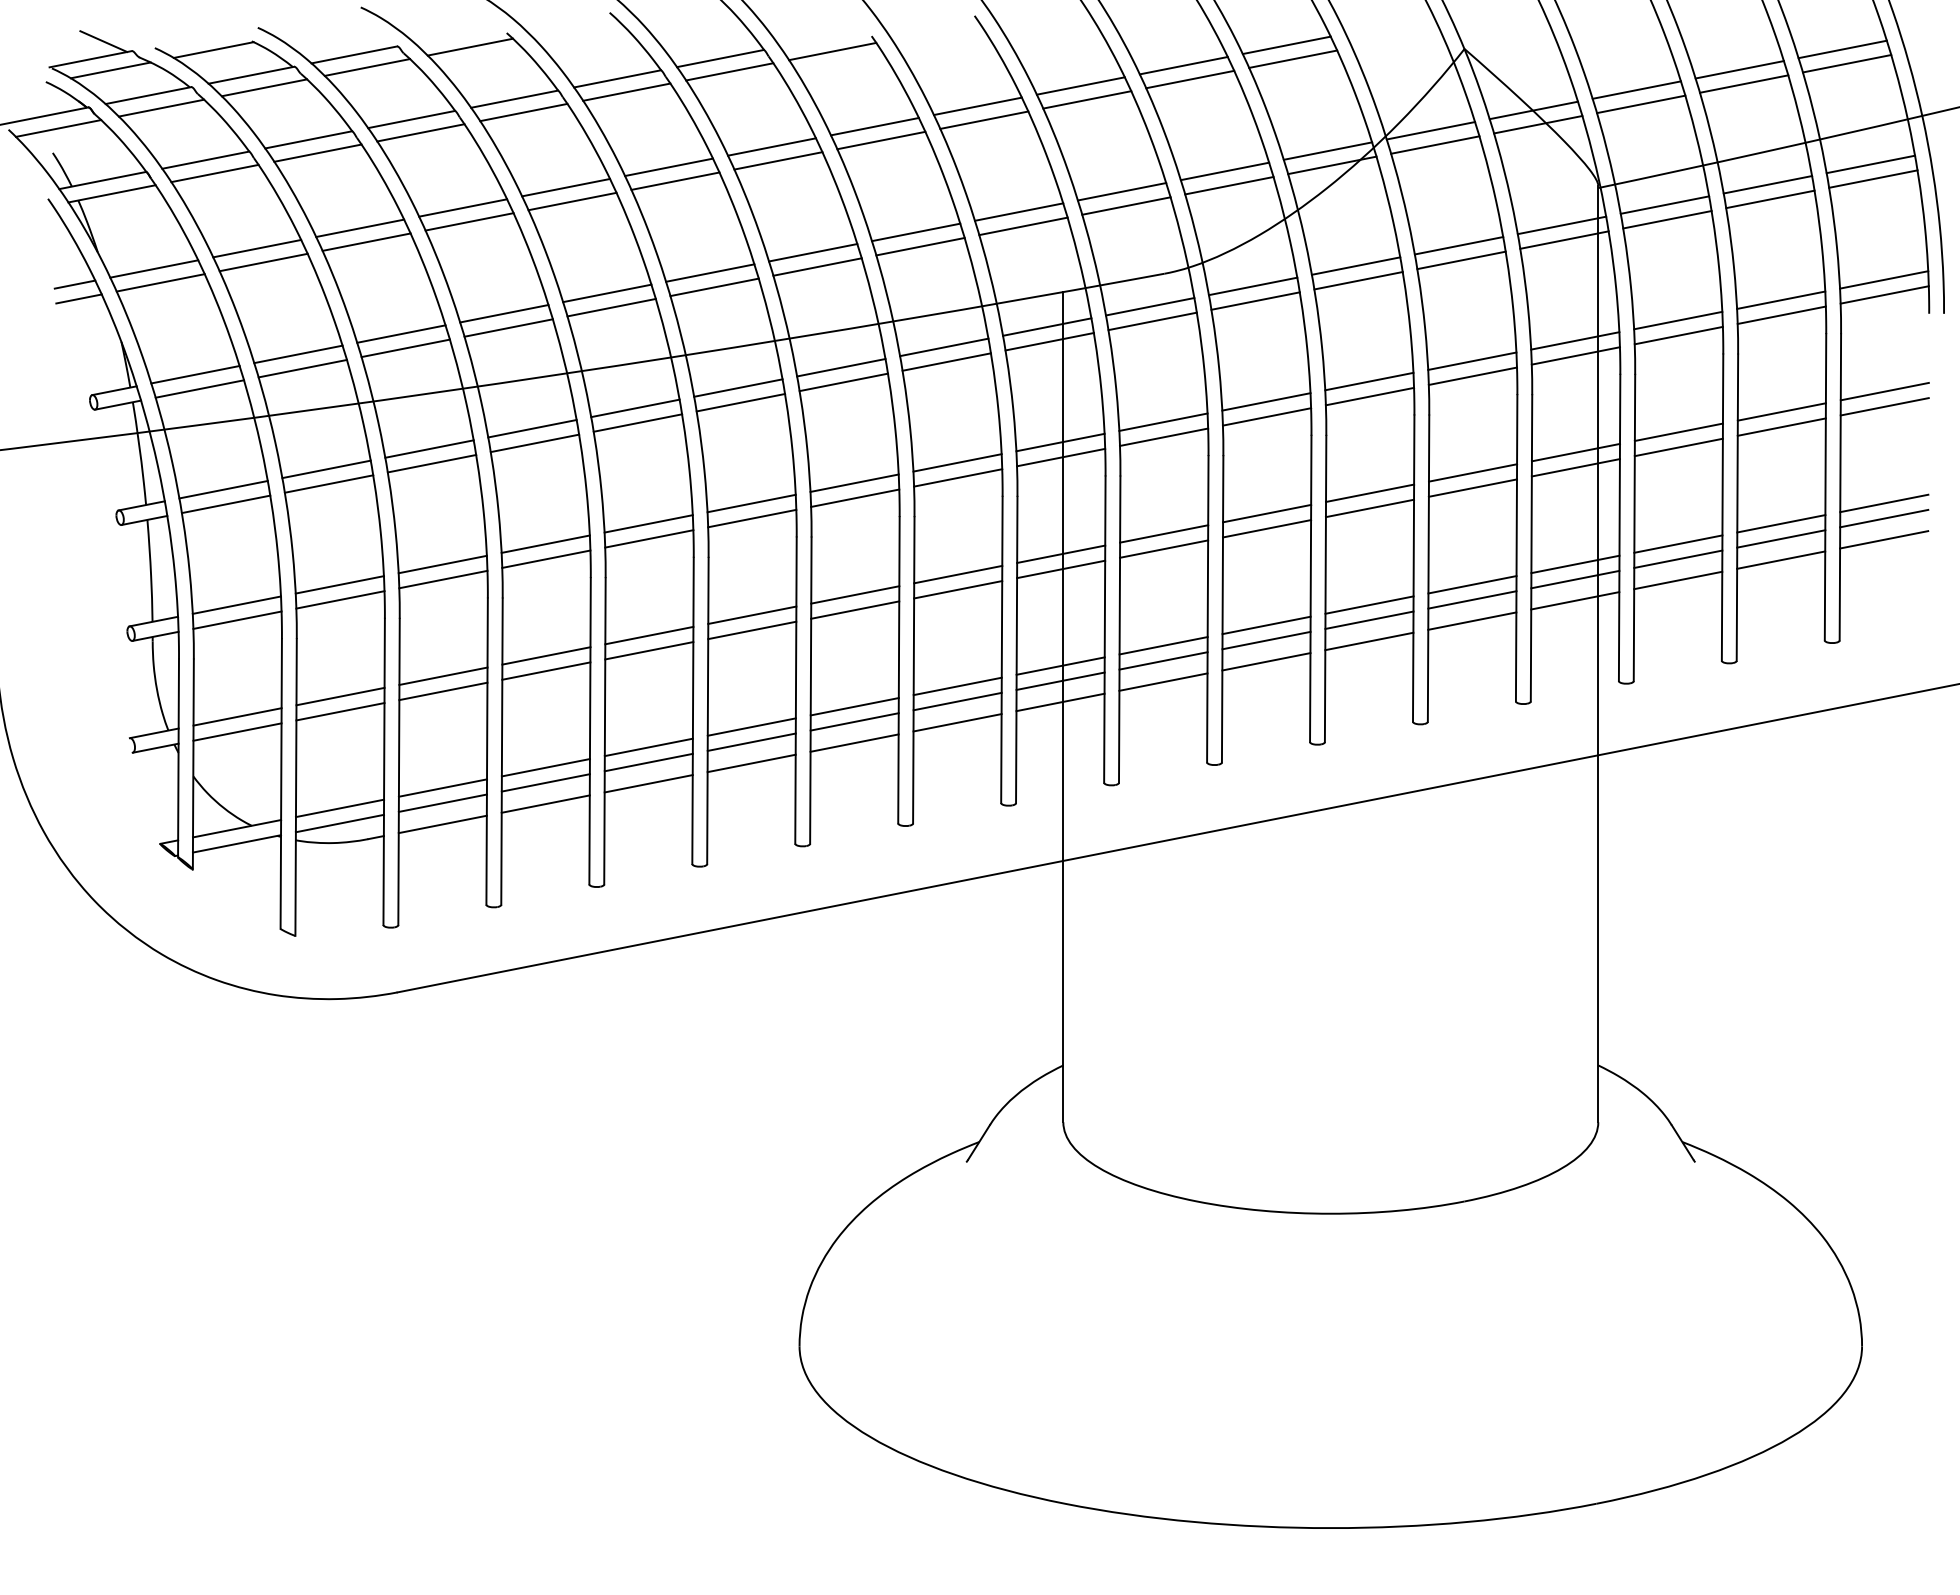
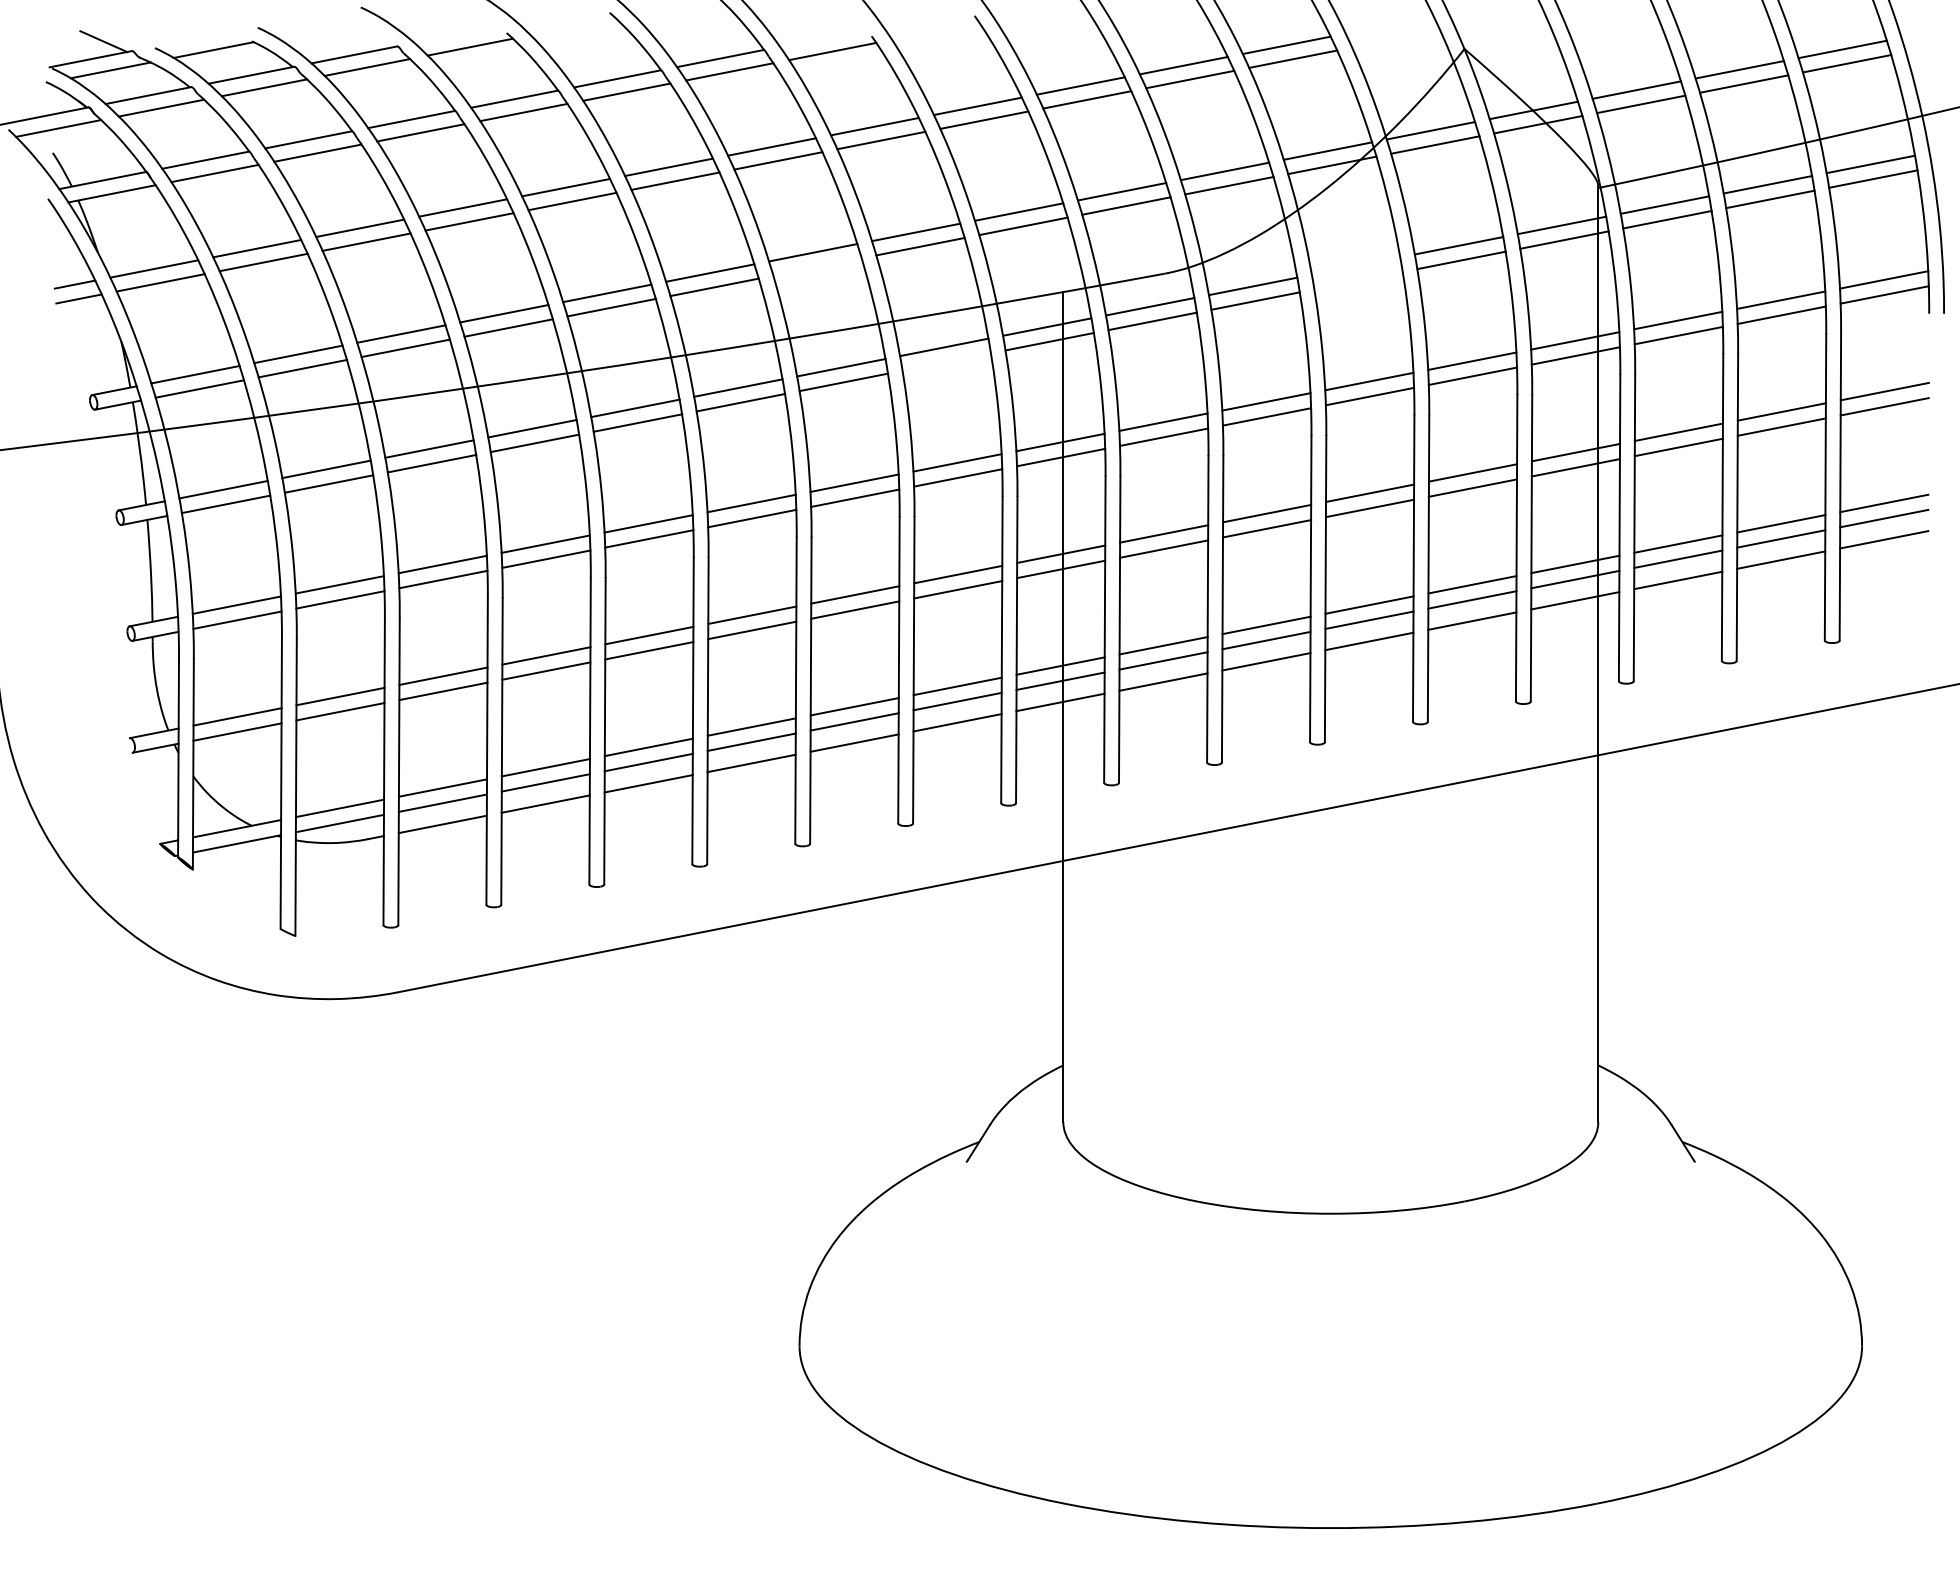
line: present -> none (1355, 265)
line: present -> none (817, 266)
line: present -> none (1358, 280)
line: present -> none (946, 361)
